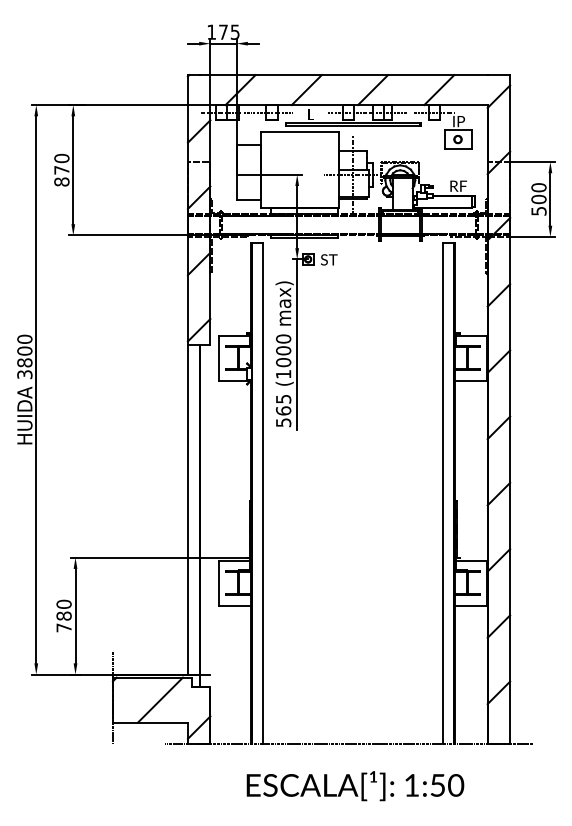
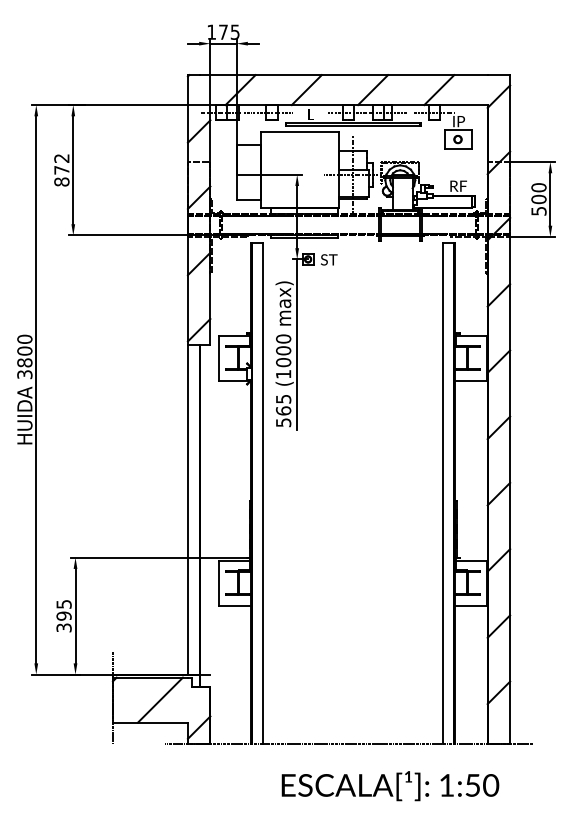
text: 870 -> 872 (61, 158)
text: 780 -> 395 (63, 615)
text position: (355, 786) -> (390, 786) (390, 786)
